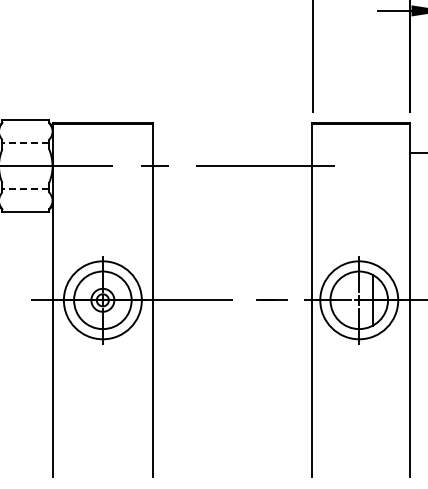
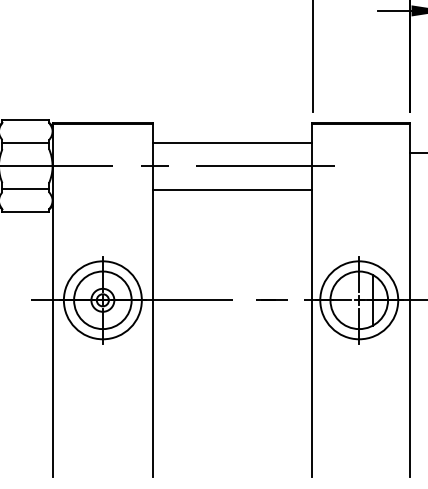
line: none -> present (232, 142)
line: dashed -> solid (25, 143)
line: dashed -> solid (25, 189)
line: none -> present (232, 189)
